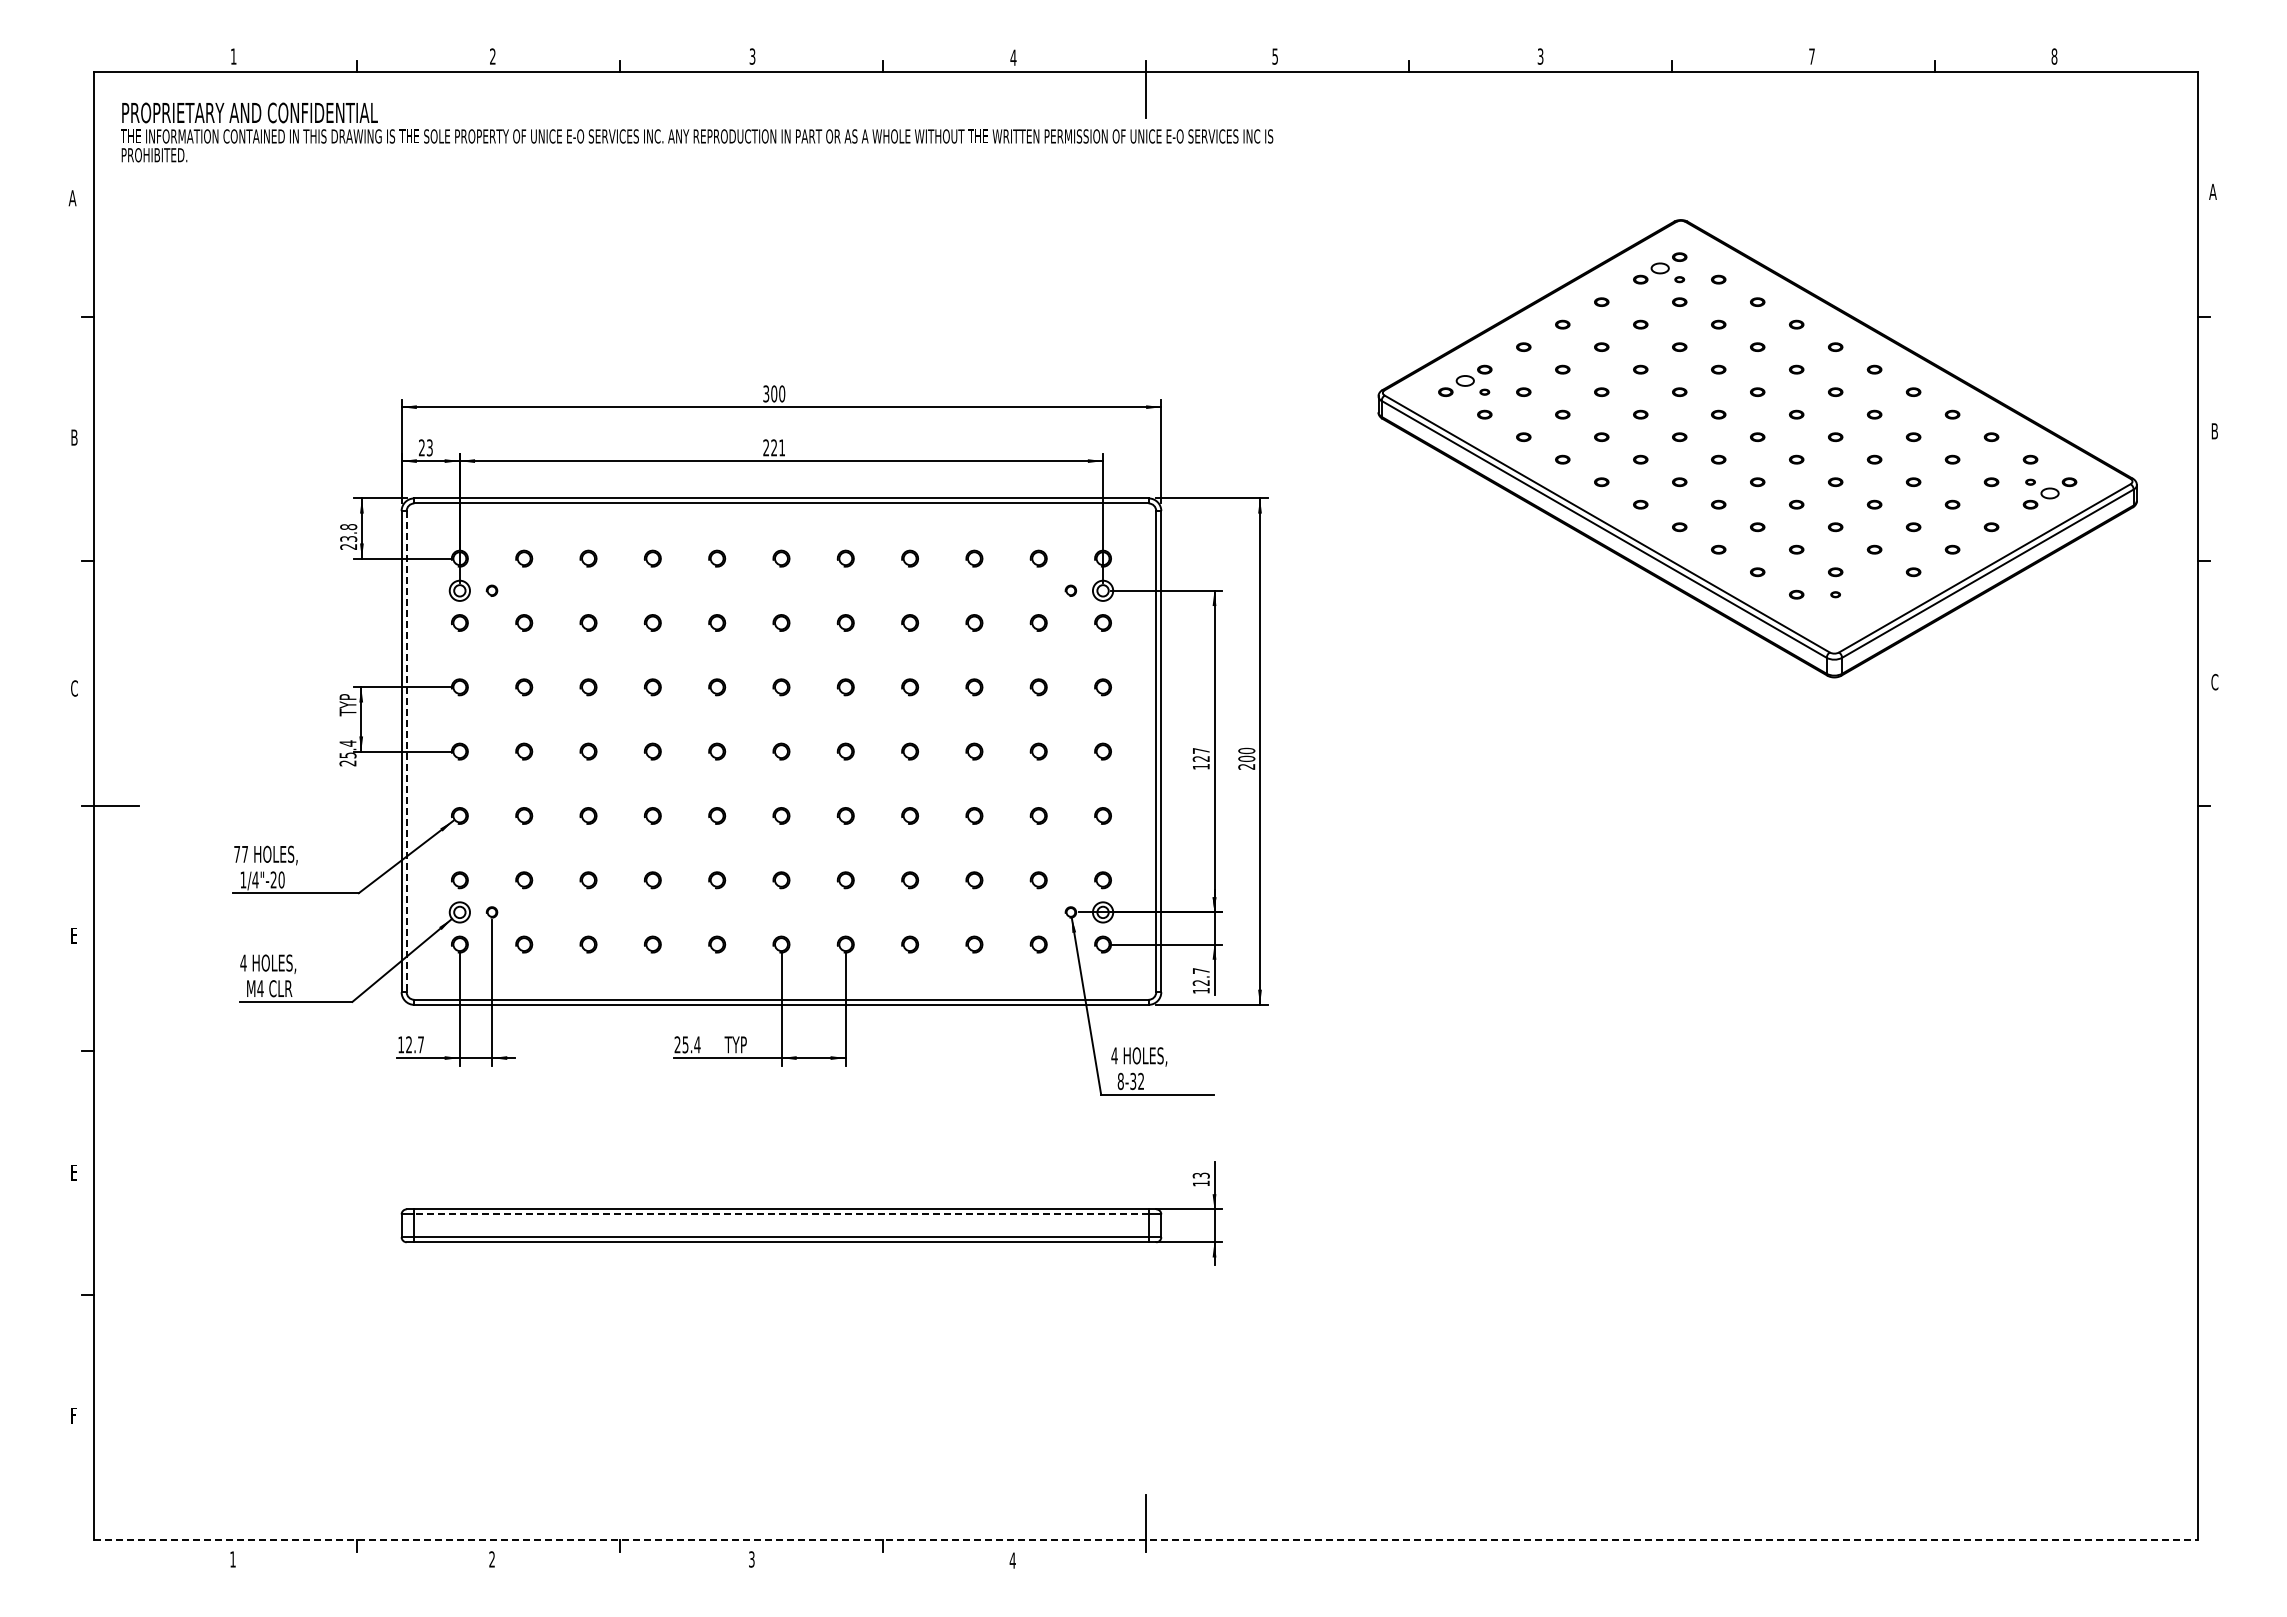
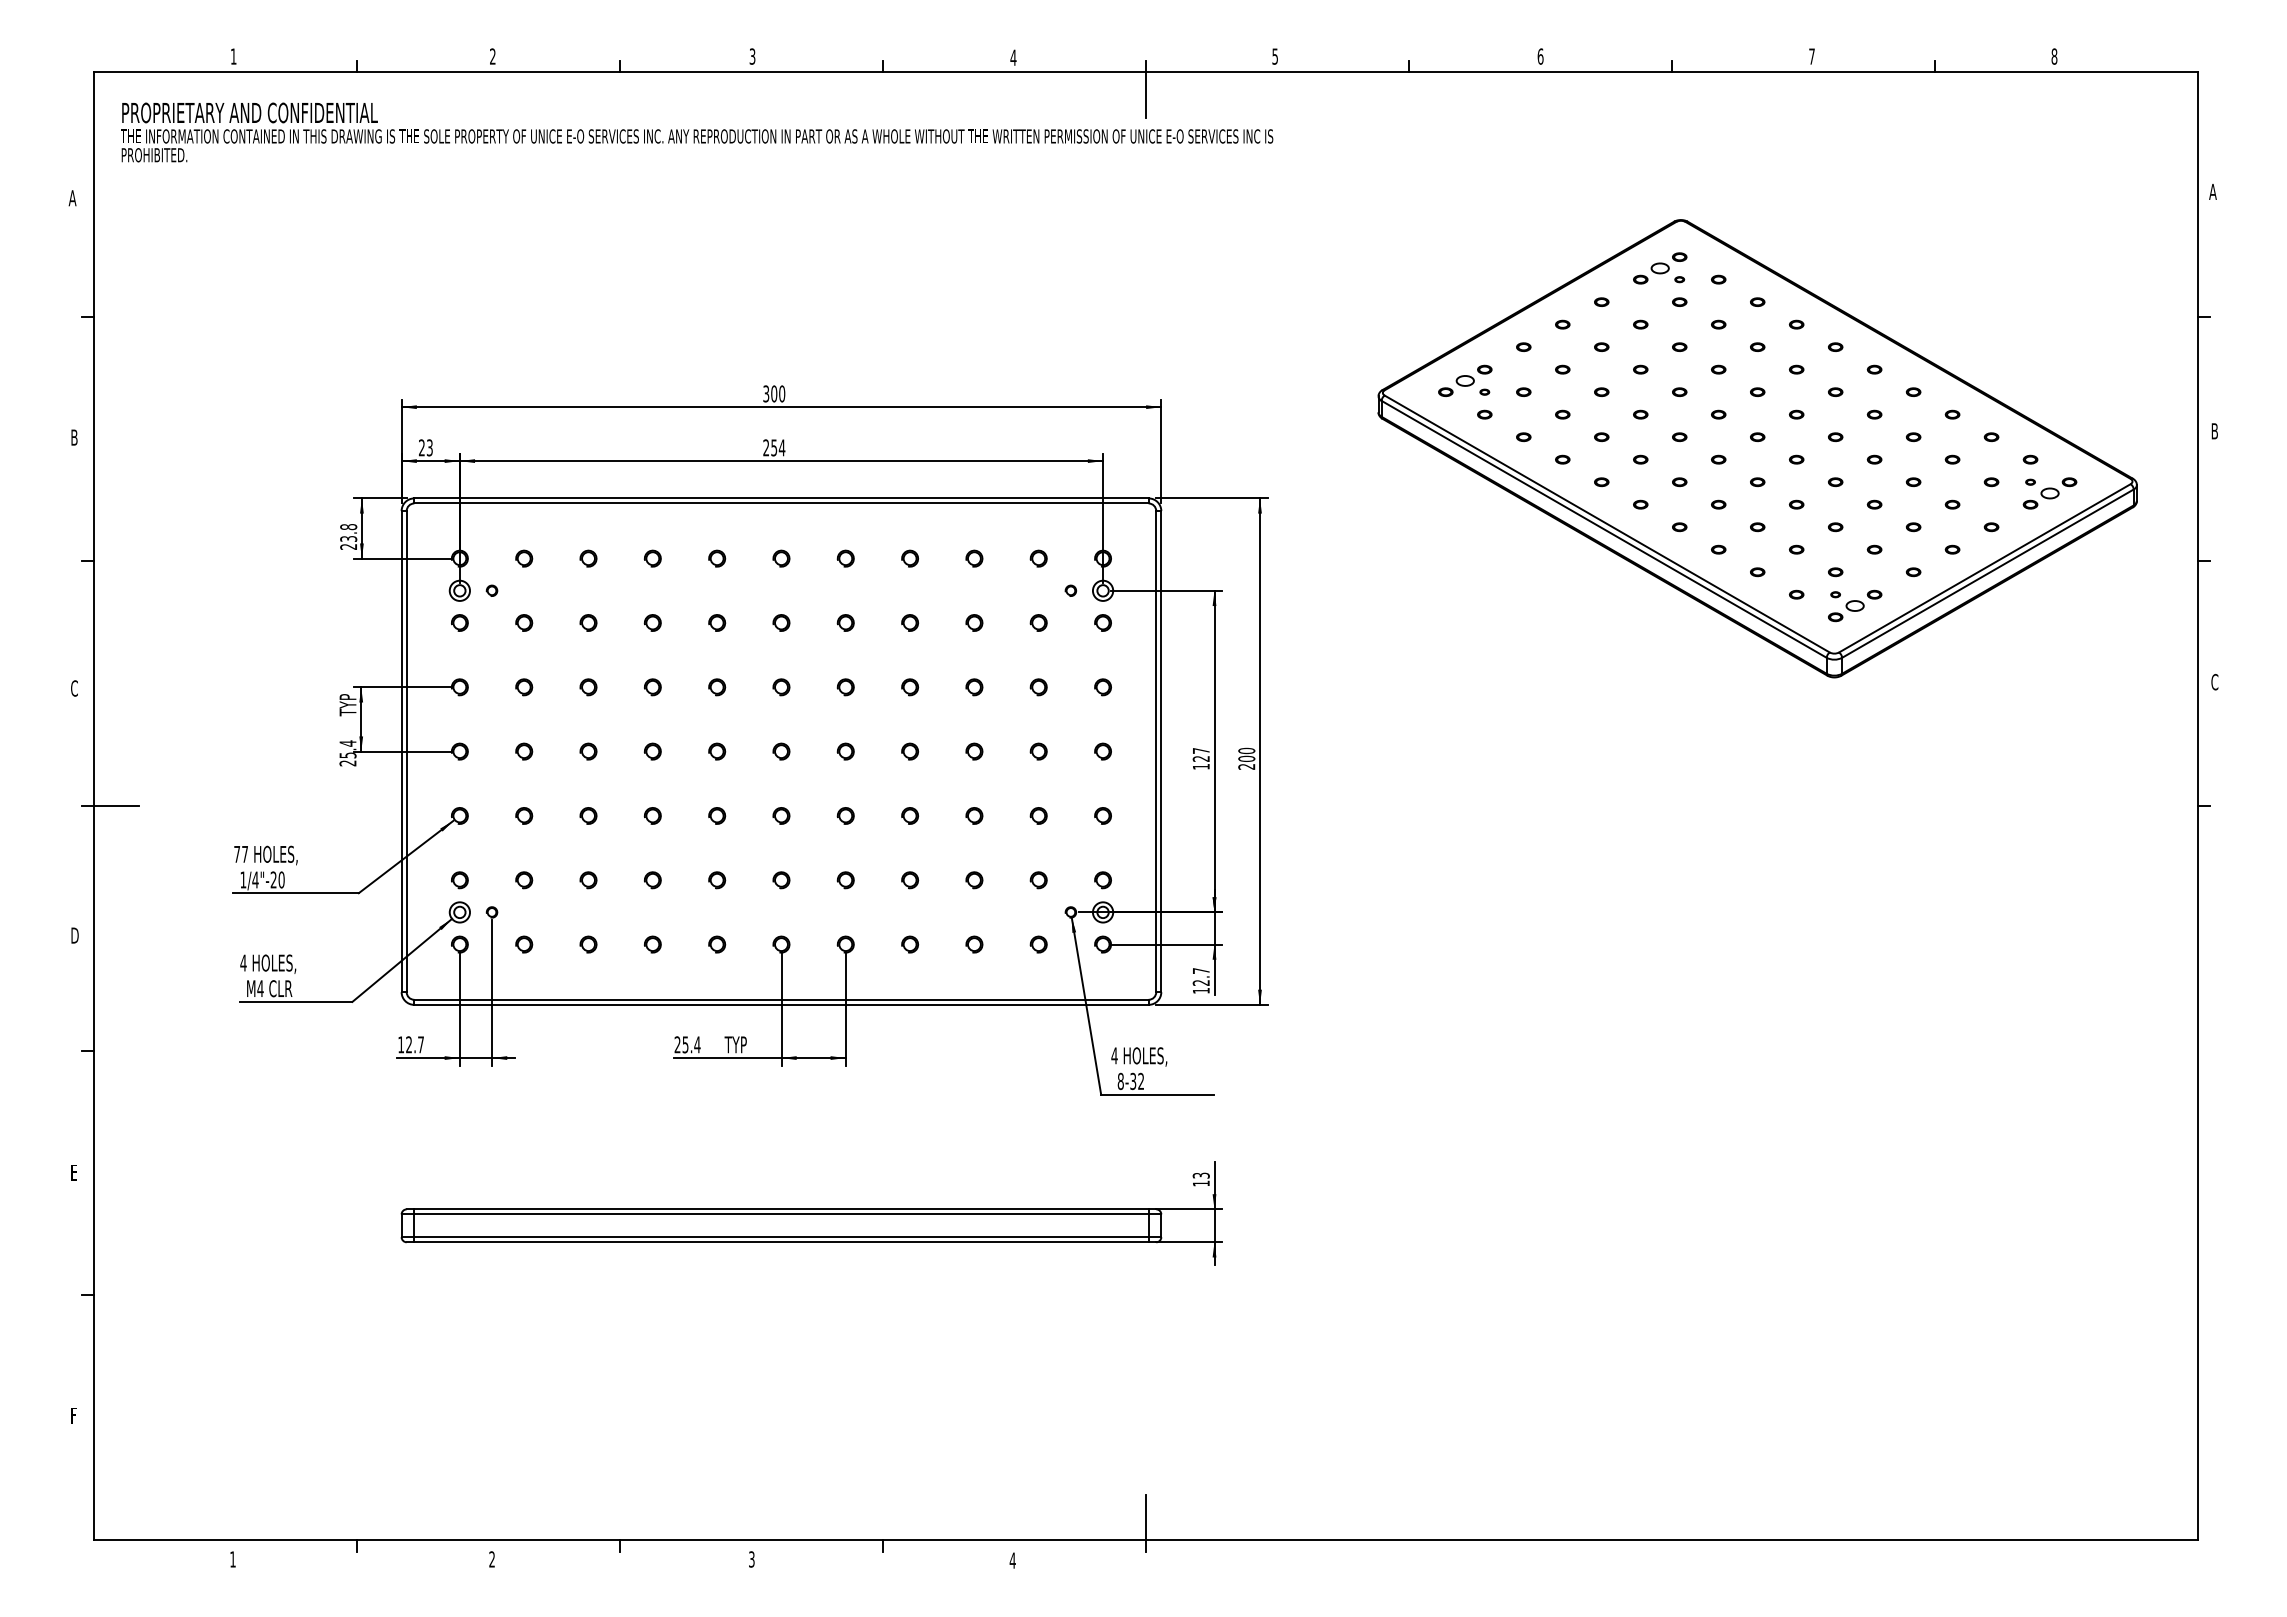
text: 3 -> 6 (1540, 56)
text: 221 -> 254 (778, 447)
part: none -> present (1855, 605)
line: dashed -> solid (406, 751)
text: E -> D (74, 935)
line: dashed -> solid (780, 1214)
line: dashed -> solid (1146, 1540)
